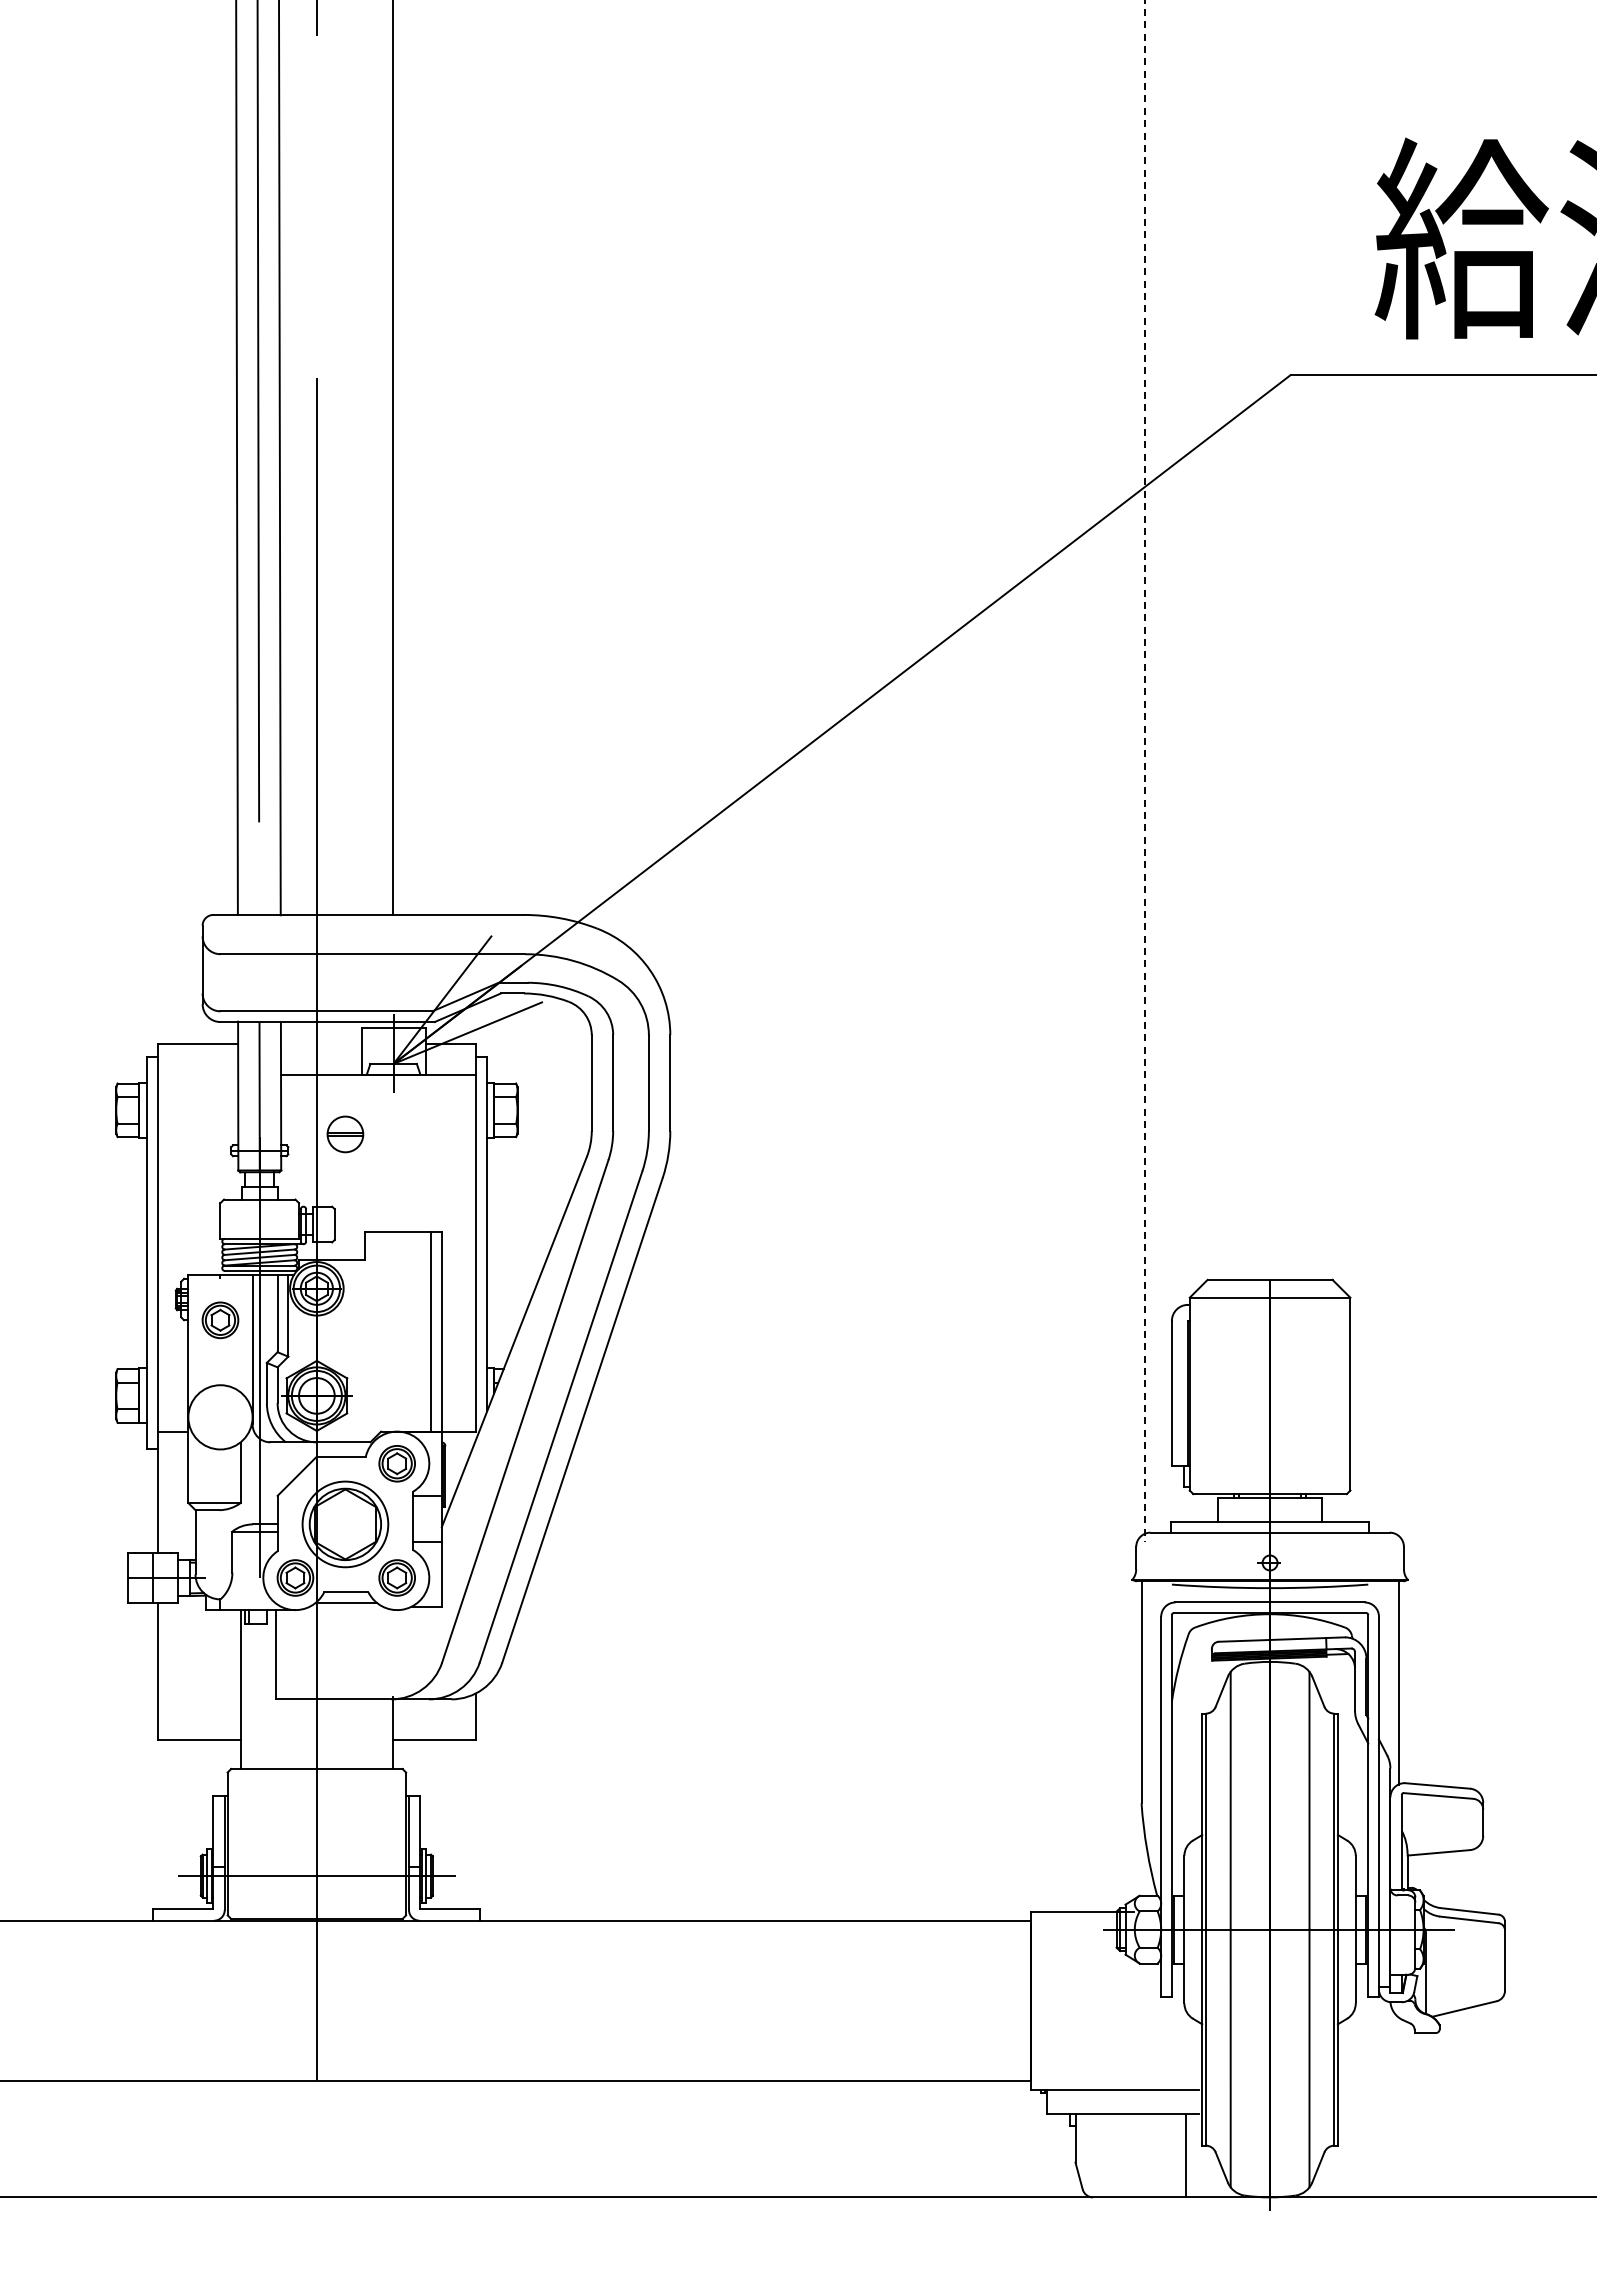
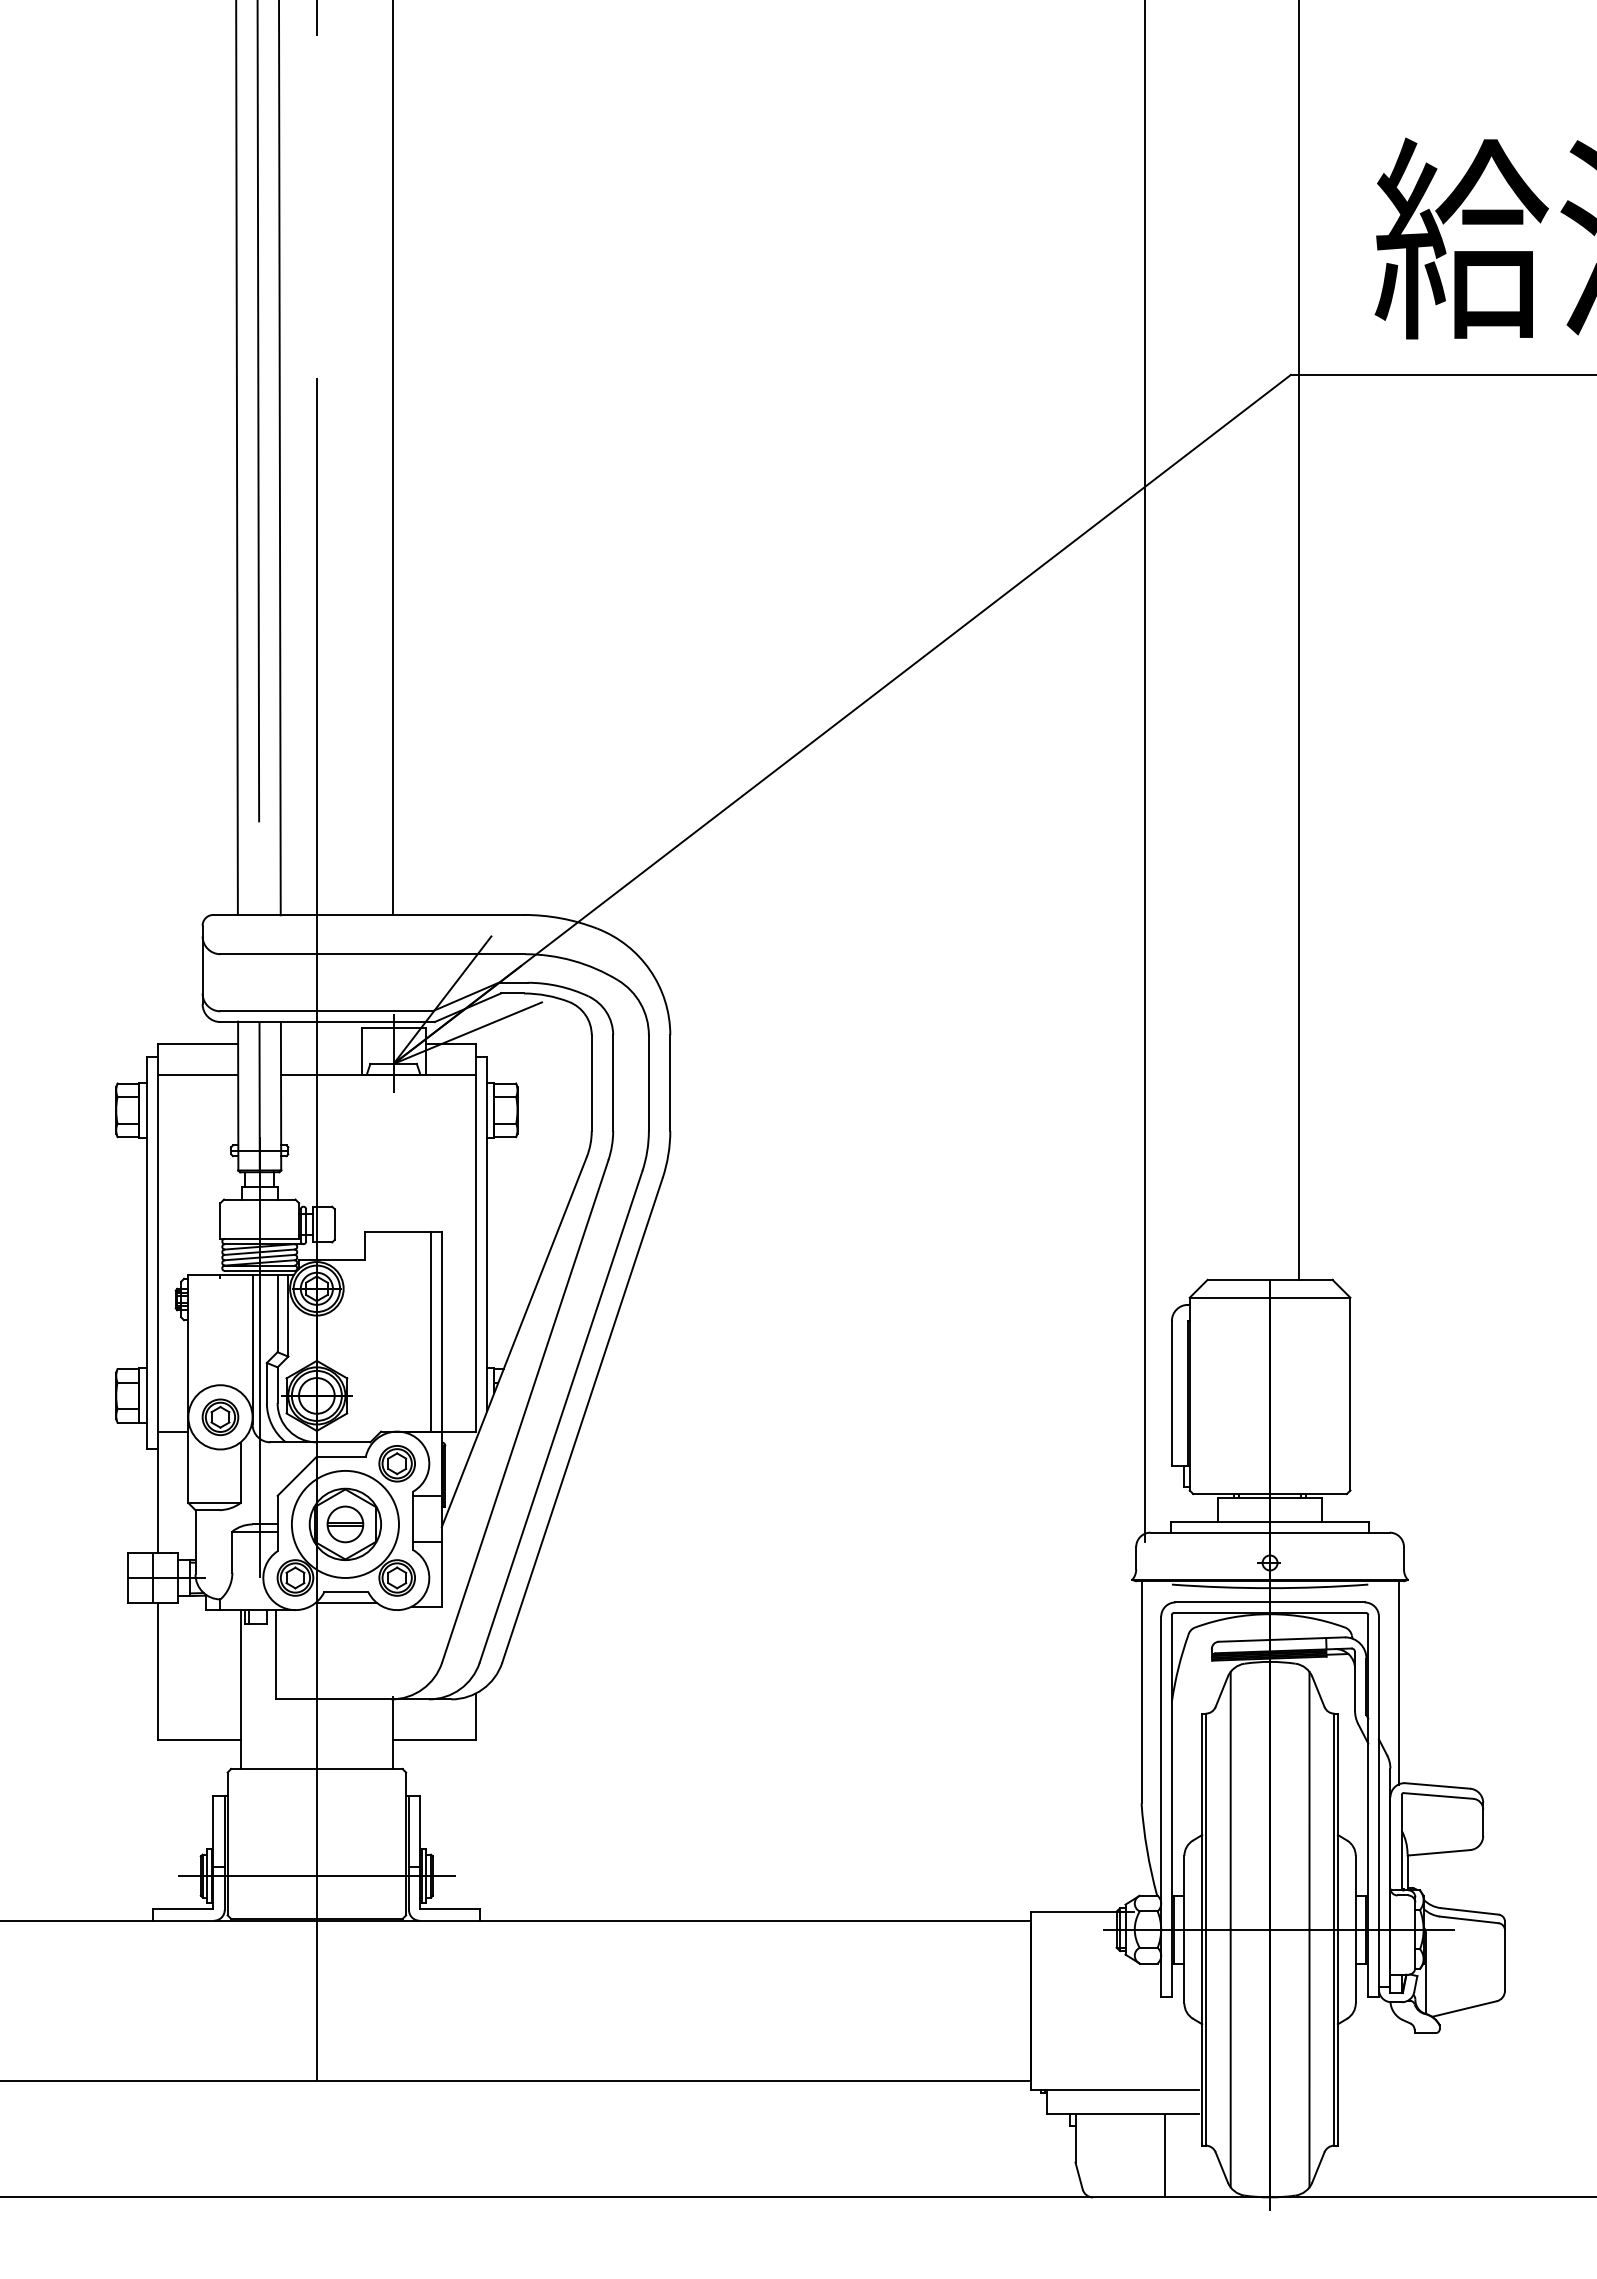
line: none -> present (1298, 640)
line: dashed -> solid (1145, 771)
line: none -> present (198, 1074)
part position: (345, 1134) -> (345, 1524) (345, 1524)
part position: (220, 1320) -> (220, 1417) (220, 1417)
circle diameter: 86 px -> 107 px (344, 1524)
line position: (1185, 2155) -> (1164, 2155) (1164, 2155)
